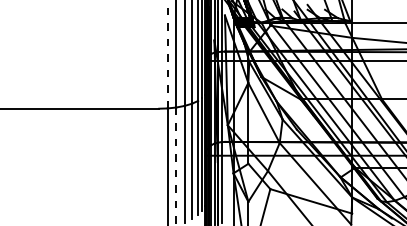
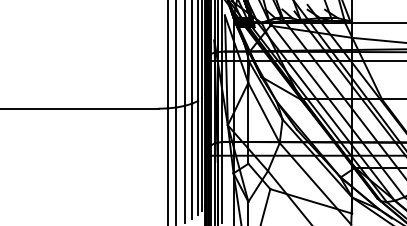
line: dashed -> solid (167, 54)
line: dashed -> solid (176, 166)
